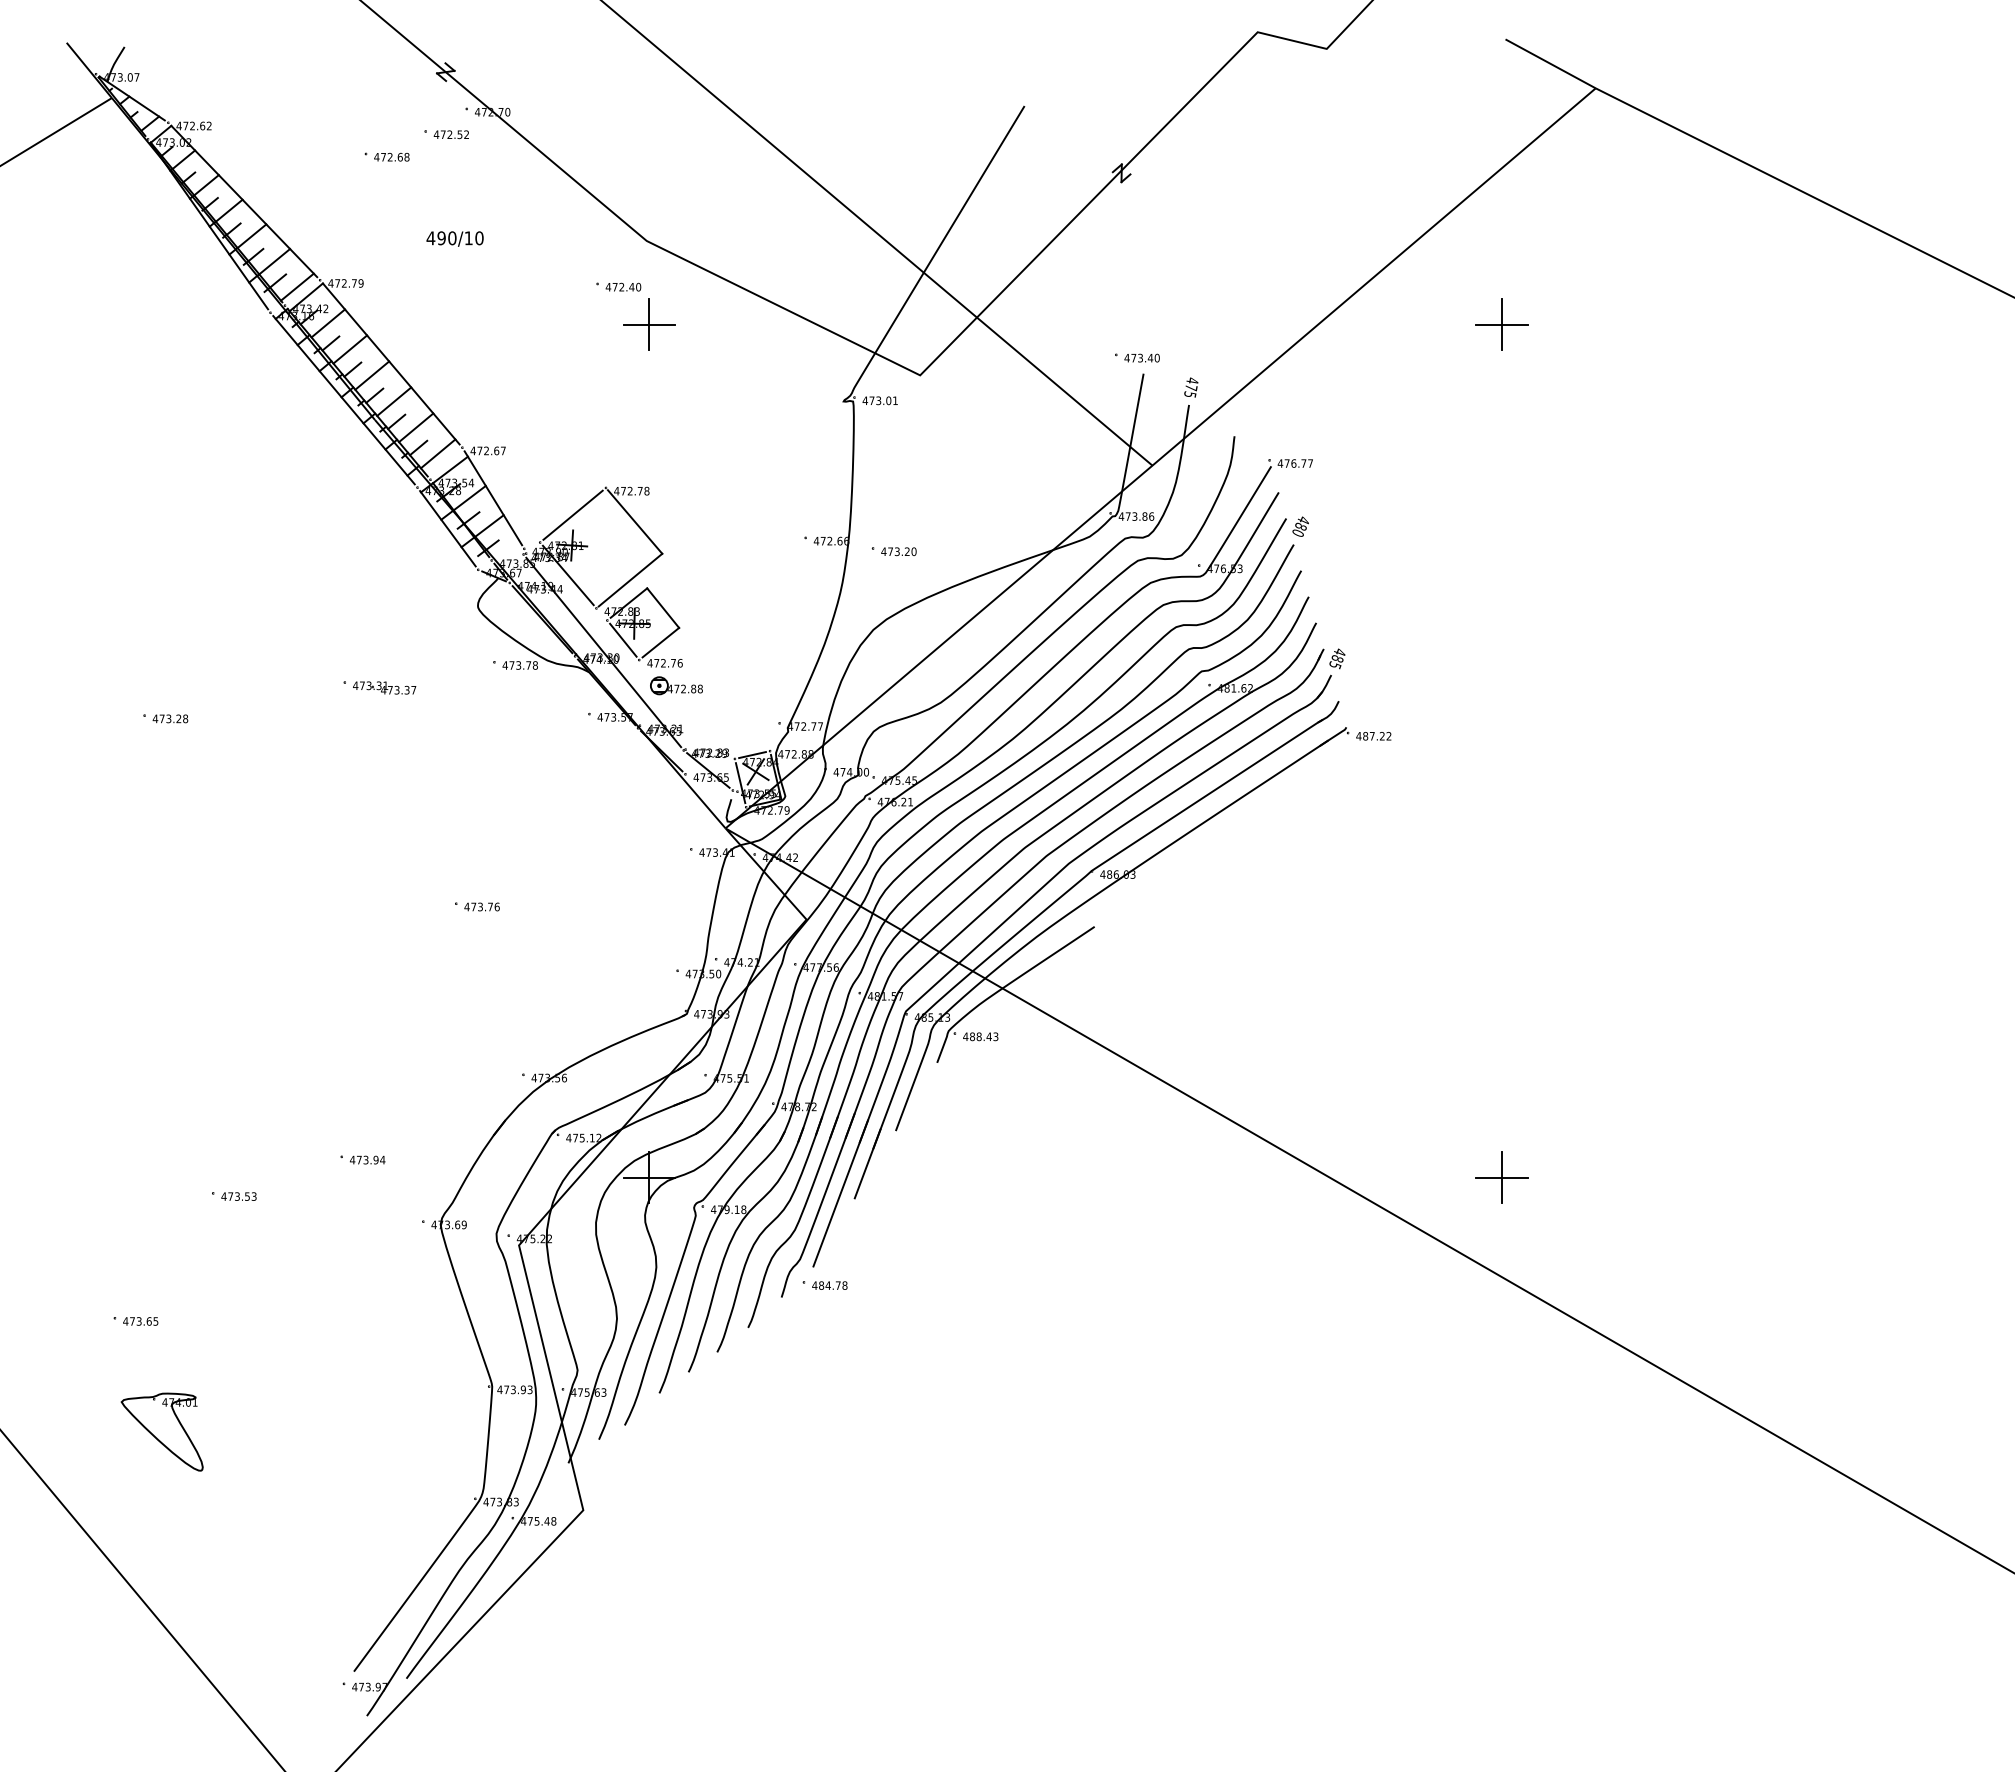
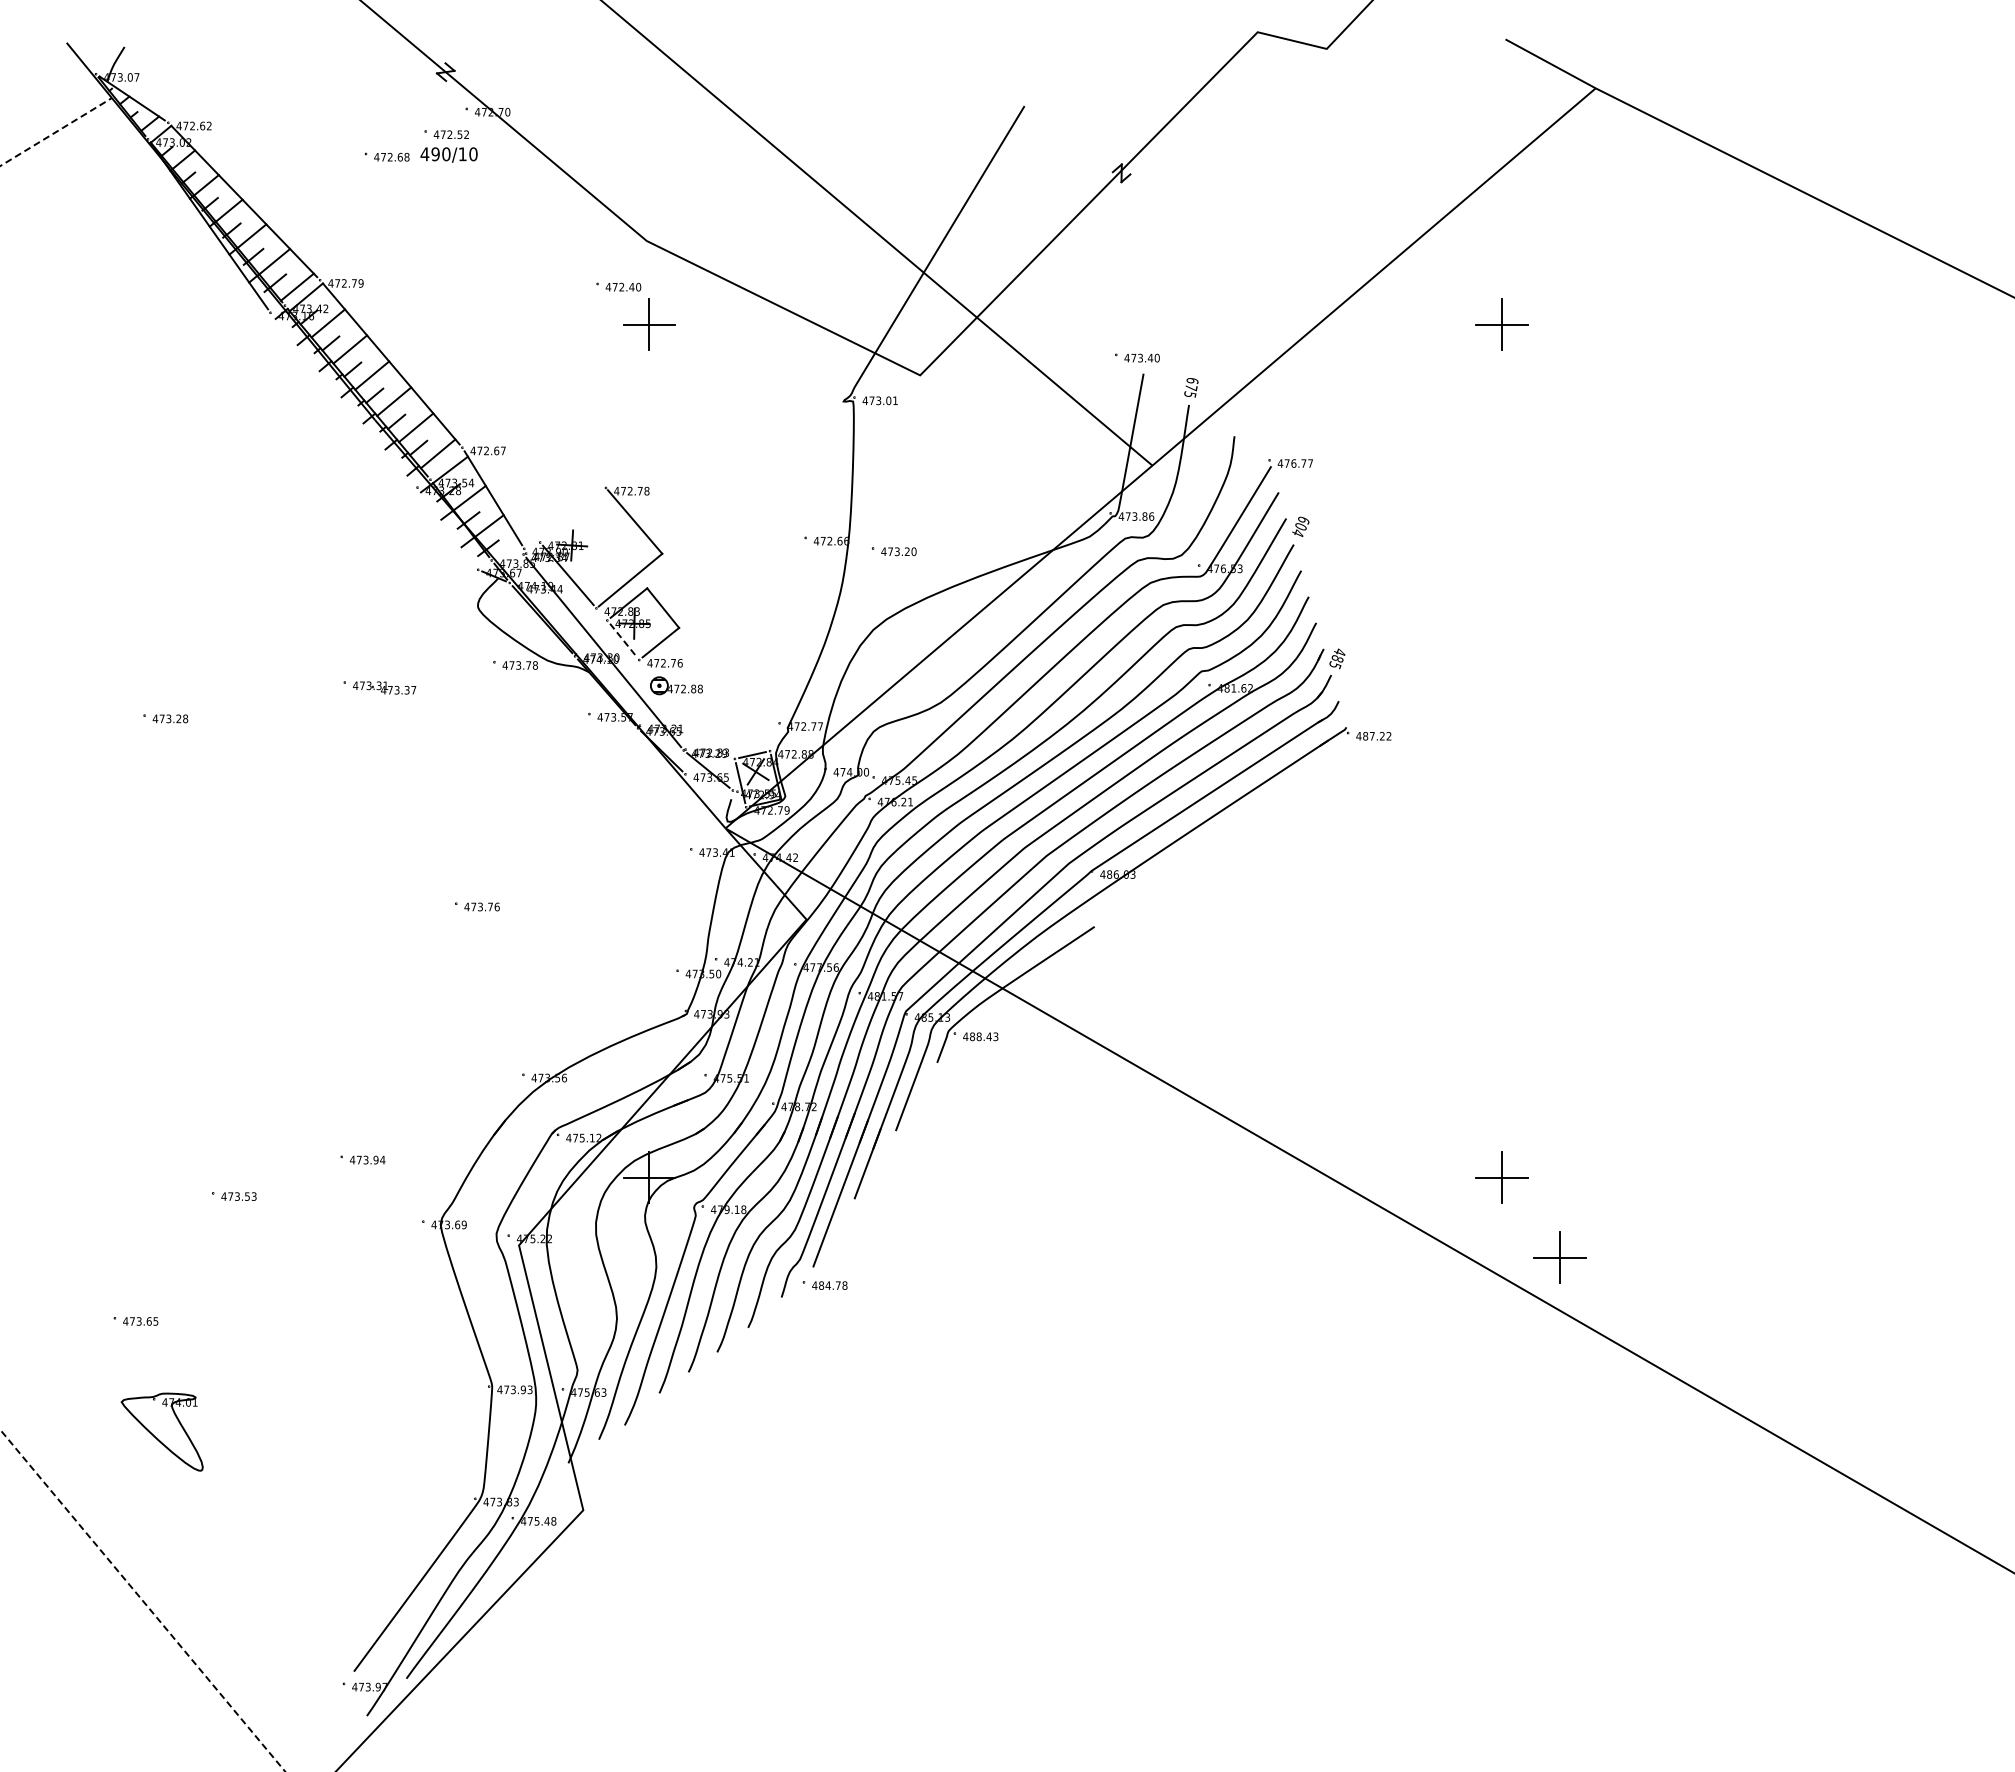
line: solid -> dashed (56, 131)
text position: (454, 238) -> (448, 154) (448, 154)
text: 475 -> 675 (1192, 380)
line: present -> none (343, 400)
line: present -> none (572, 514)
text: 480 -> 604 (1300, 526)
line: present -> none (447, 528)
line: solid -> dashed (623, 640)
part: none -> present (1559, 1257)
line: solid -> dashed (142, 1600)
